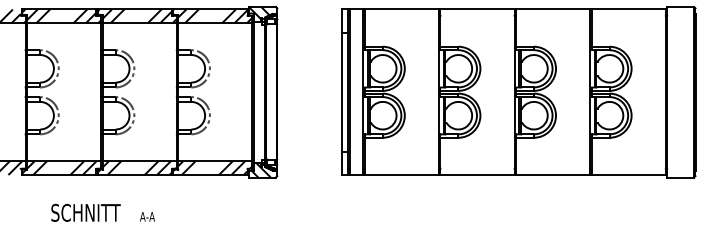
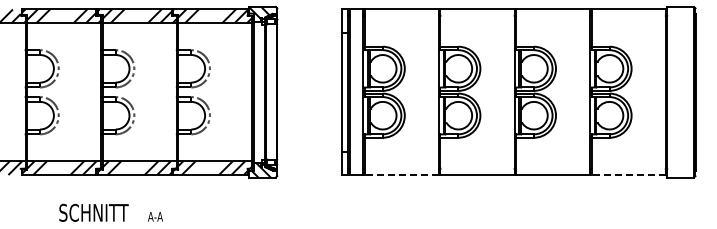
line: solid -> dashed (401, 175)
line: solid -> dashed (628, 175)
text position: (102, 212) -> (110, 212) (110, 212)
